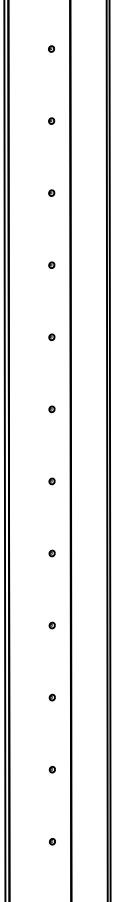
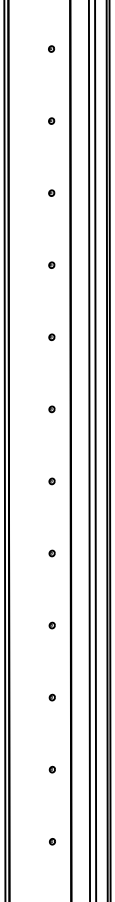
line: none -> present (89, 450)
line: none -> present (95, 450)
